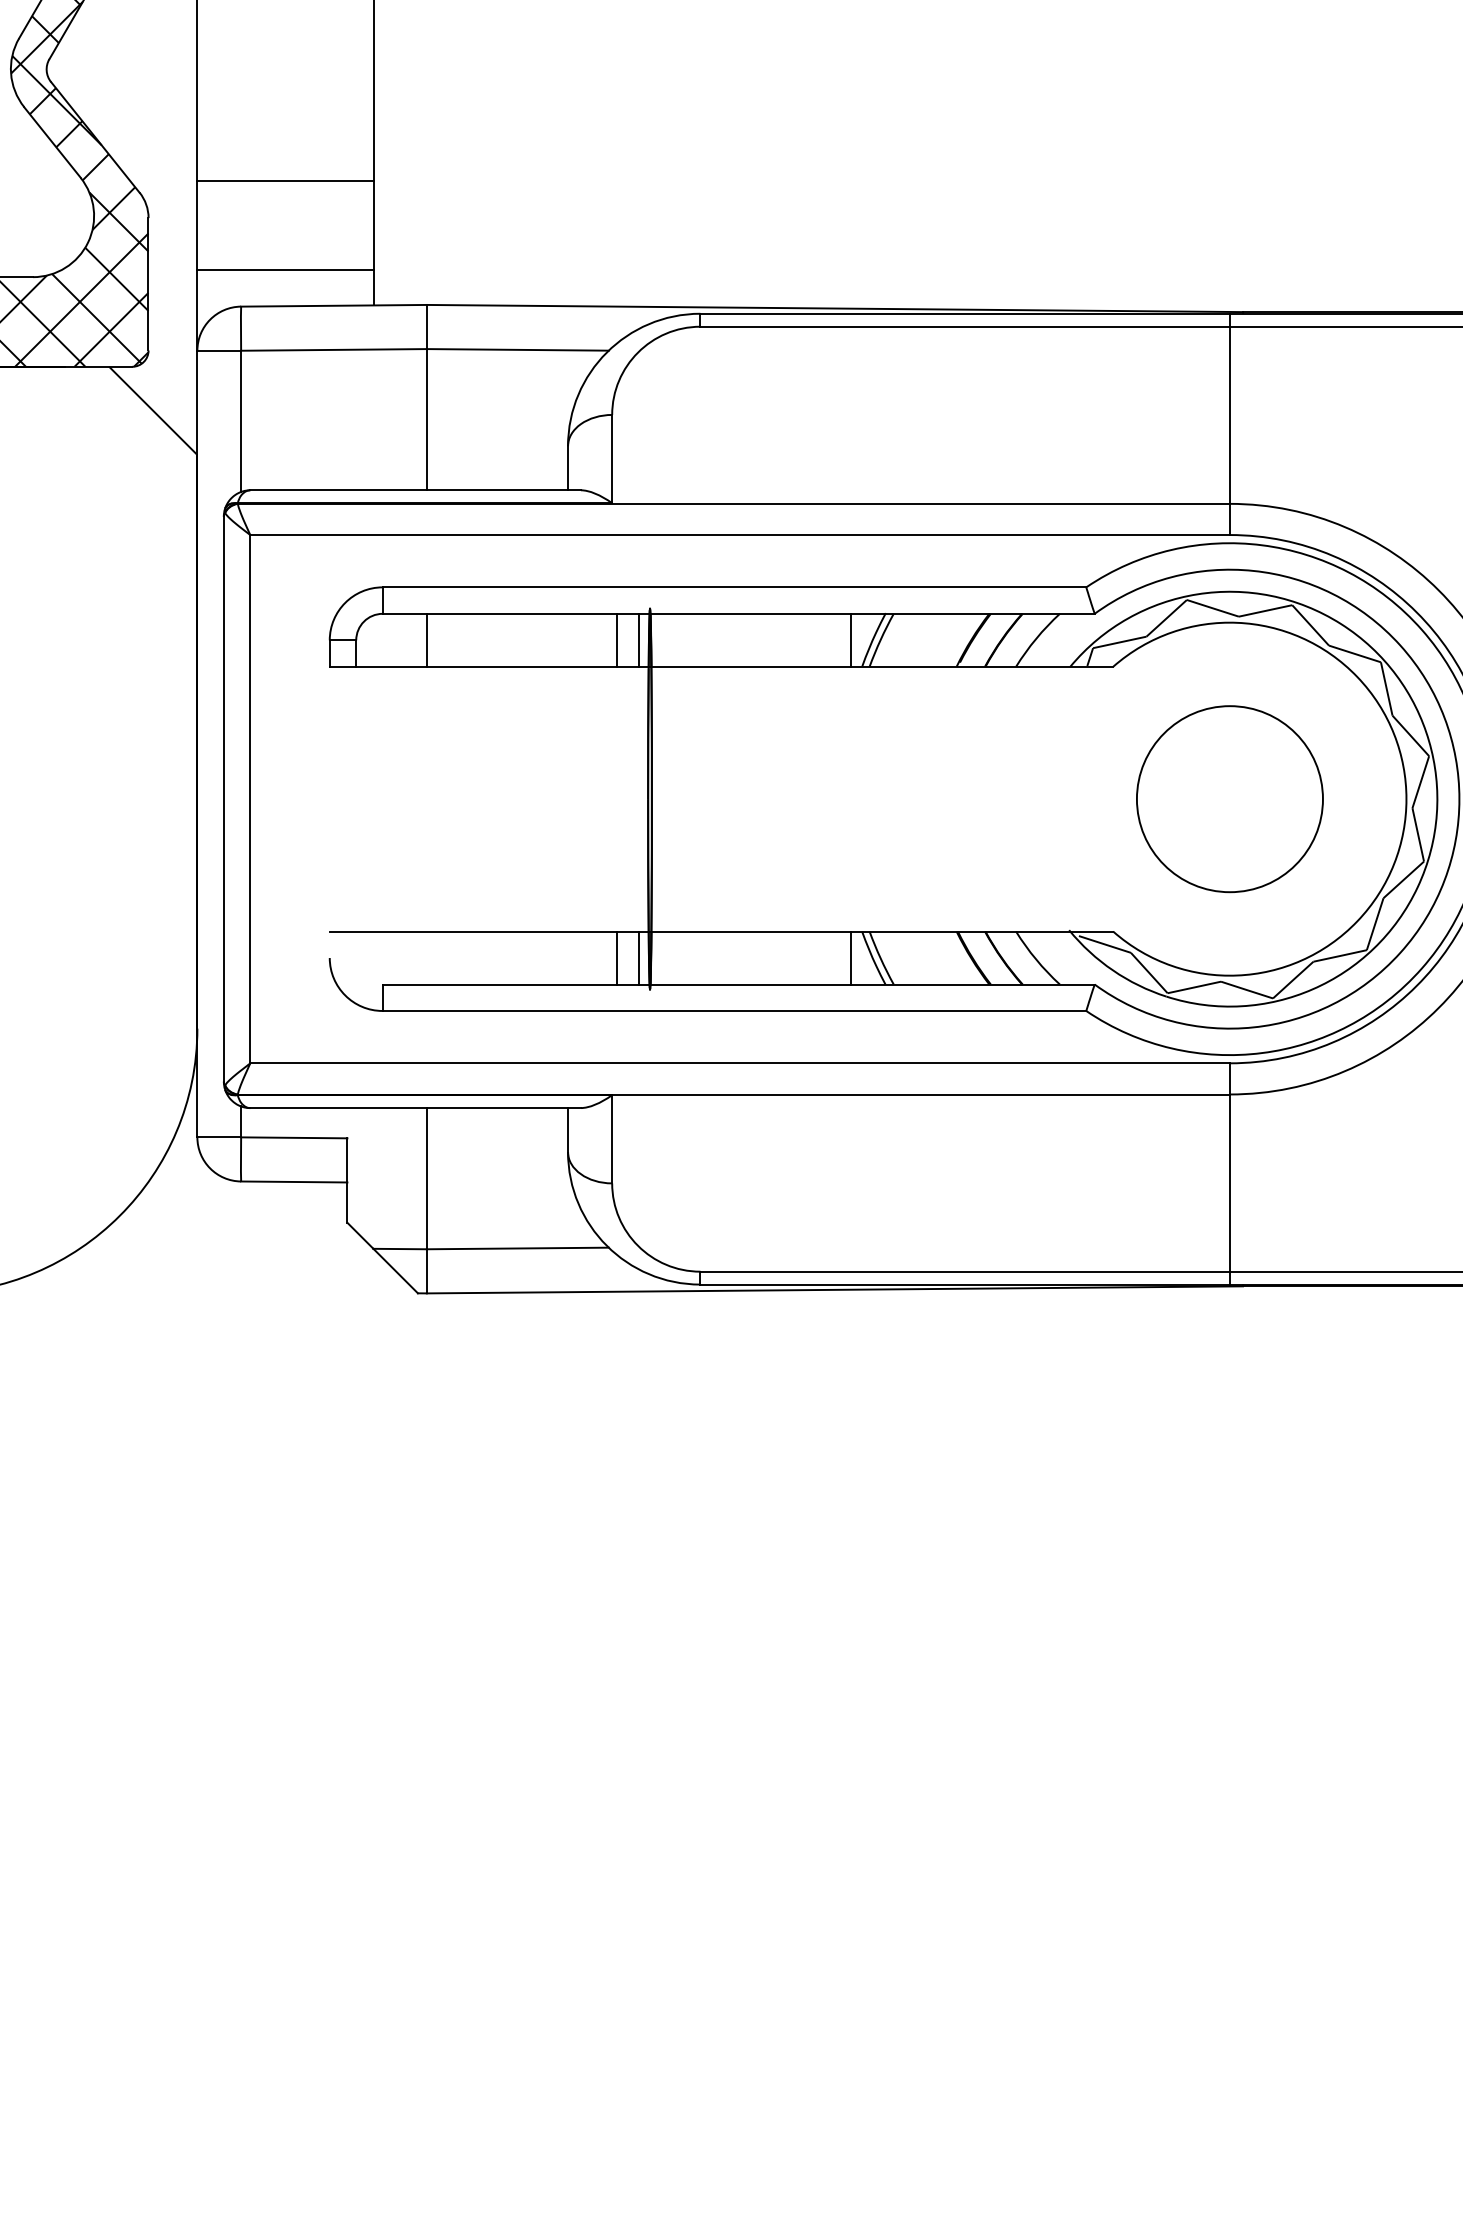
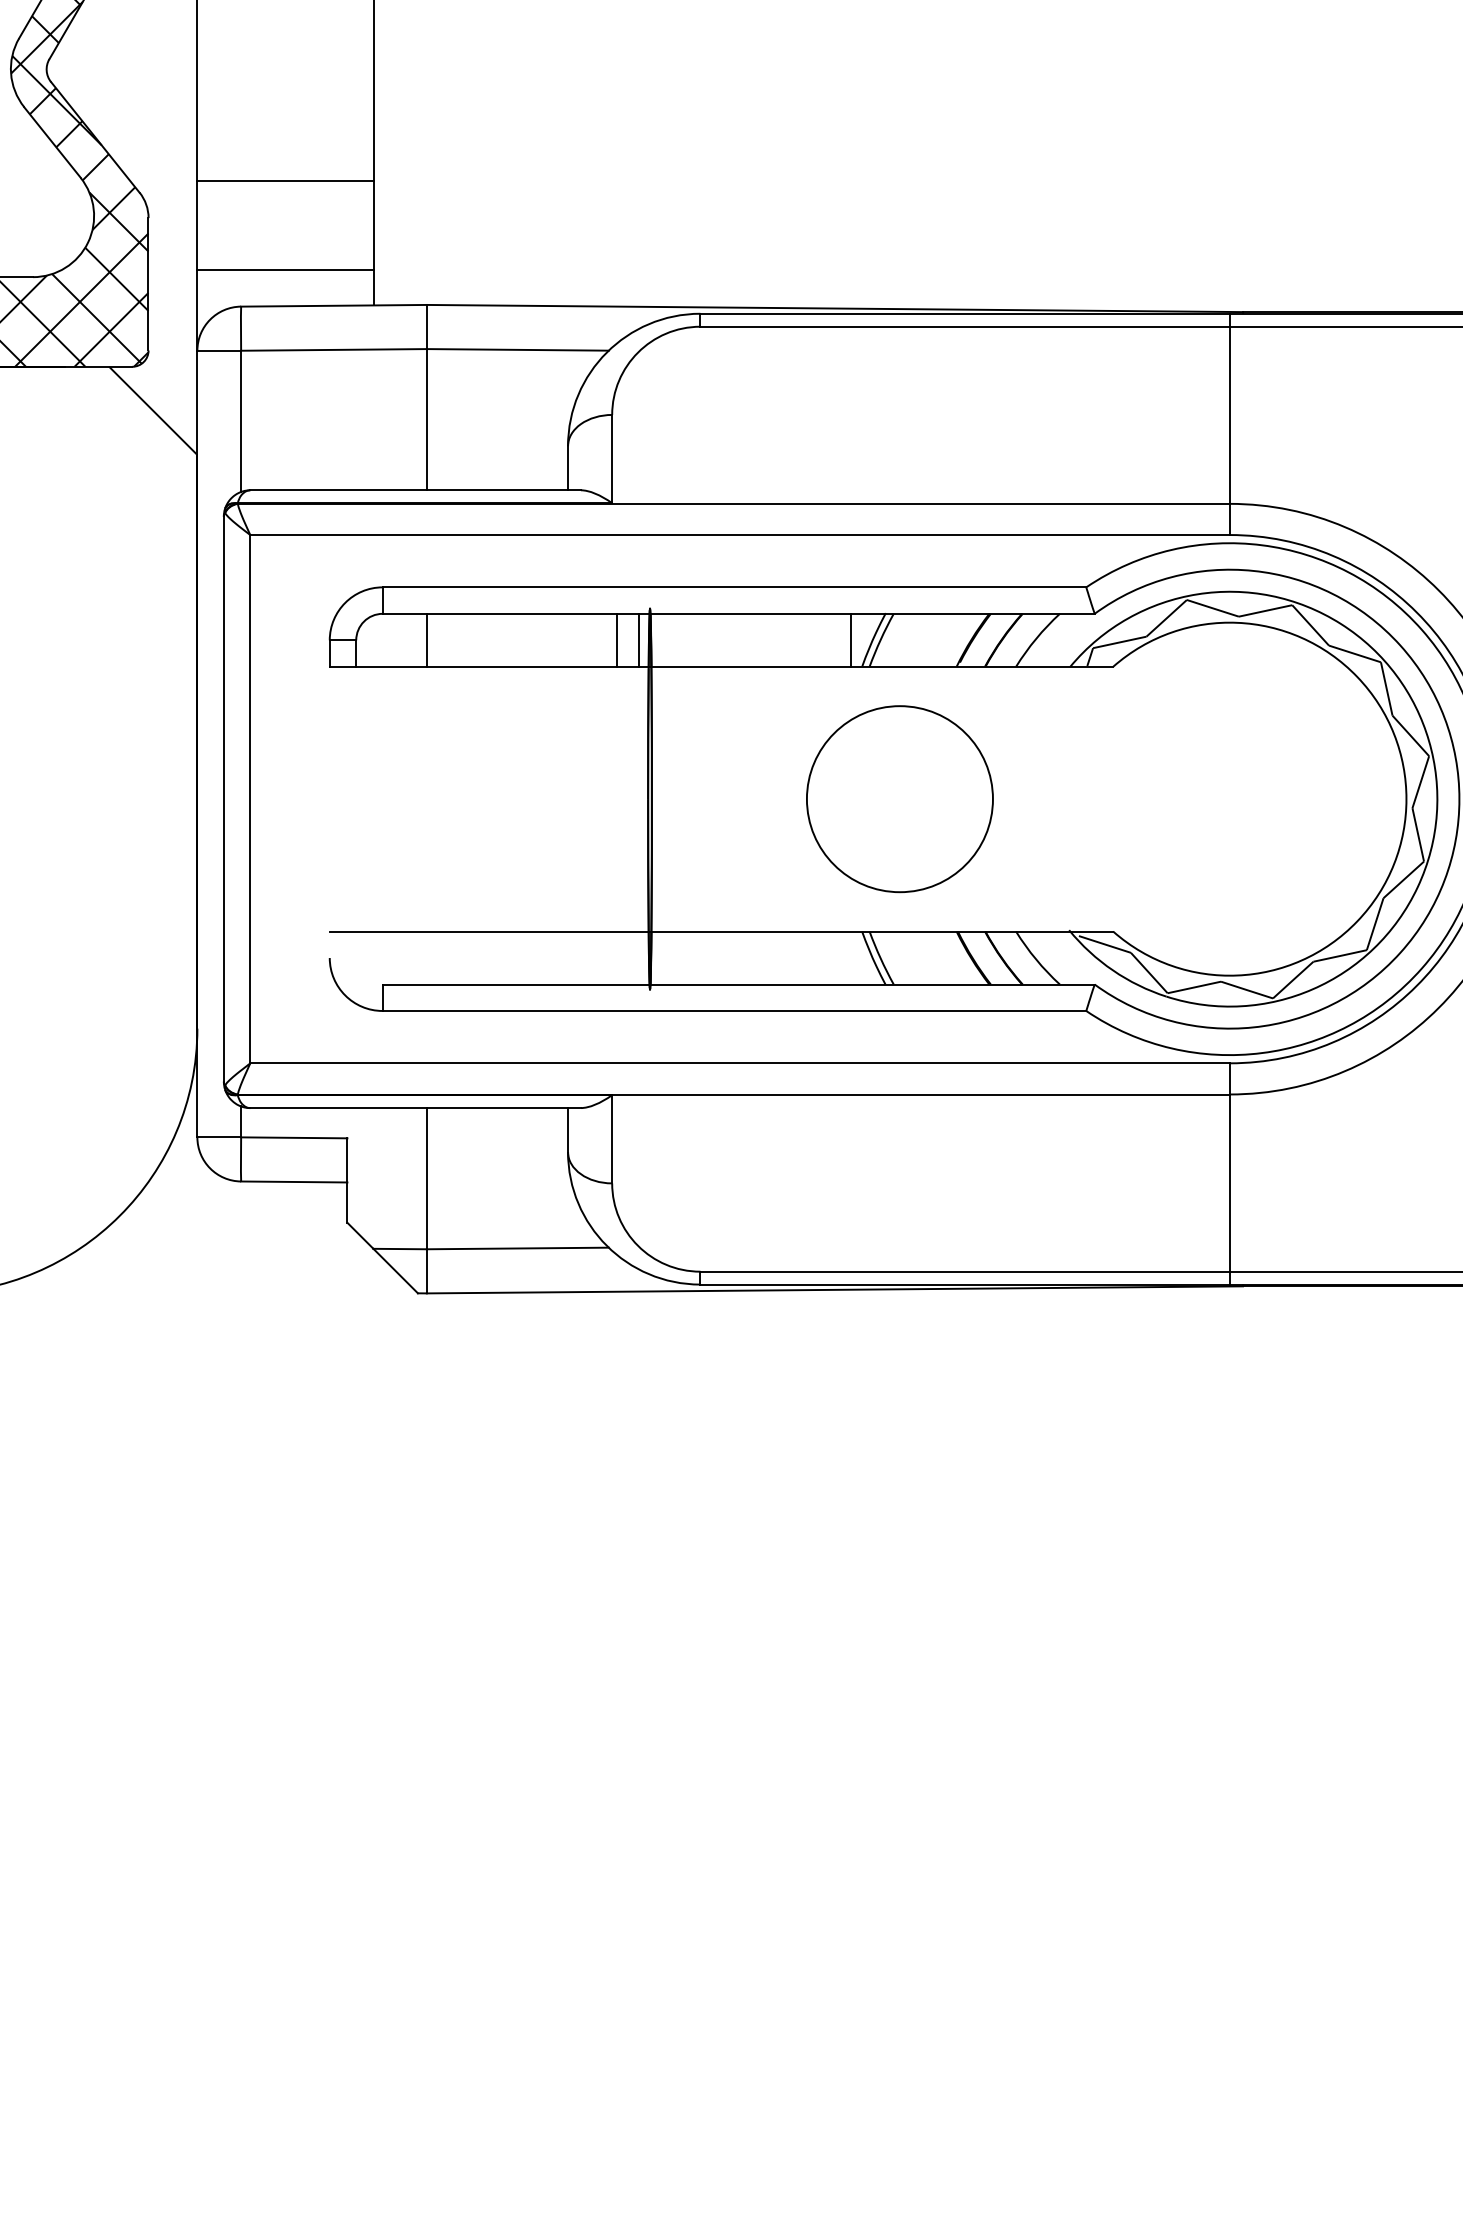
circle position: (1229, 799) -> (899, 799) (899, 799)
line: present -> none (617, 957)
line: present -> none (638, 957)
line: present -> none (850, 957)
